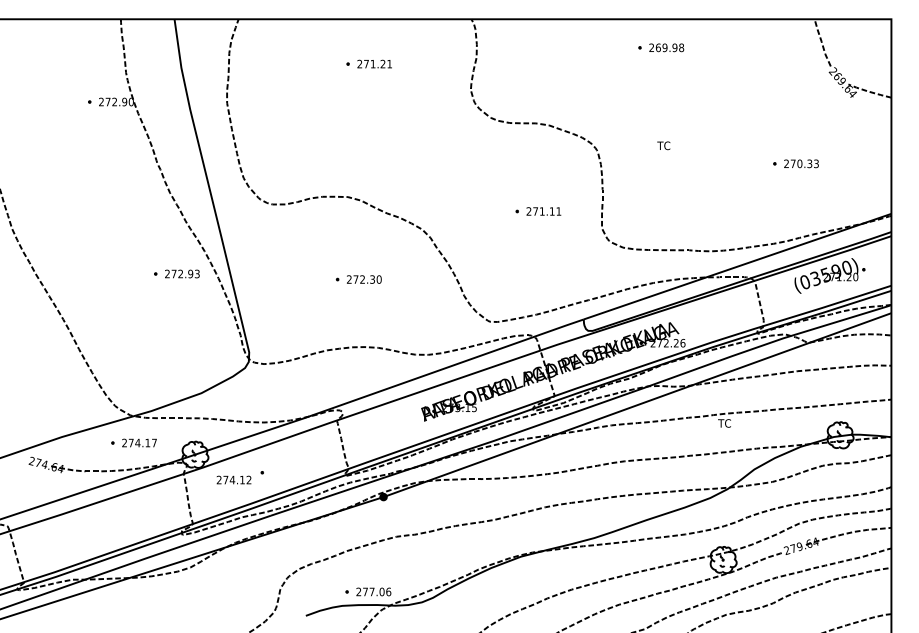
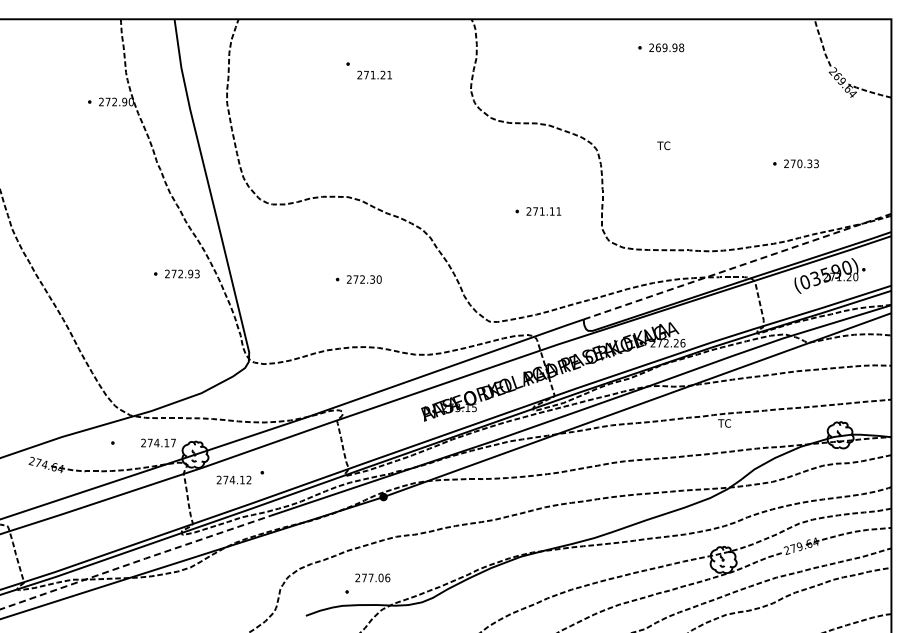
text position: (374, 63) -> (374, 74) (374, 74)
line: solid -> dashed (737, 266)
text position: (139, 442) -> (158, 442) (158, 442)
line: solid -> dashed (136, 561)
text position: (373, 591) -> (372, 577) (372, 577)
